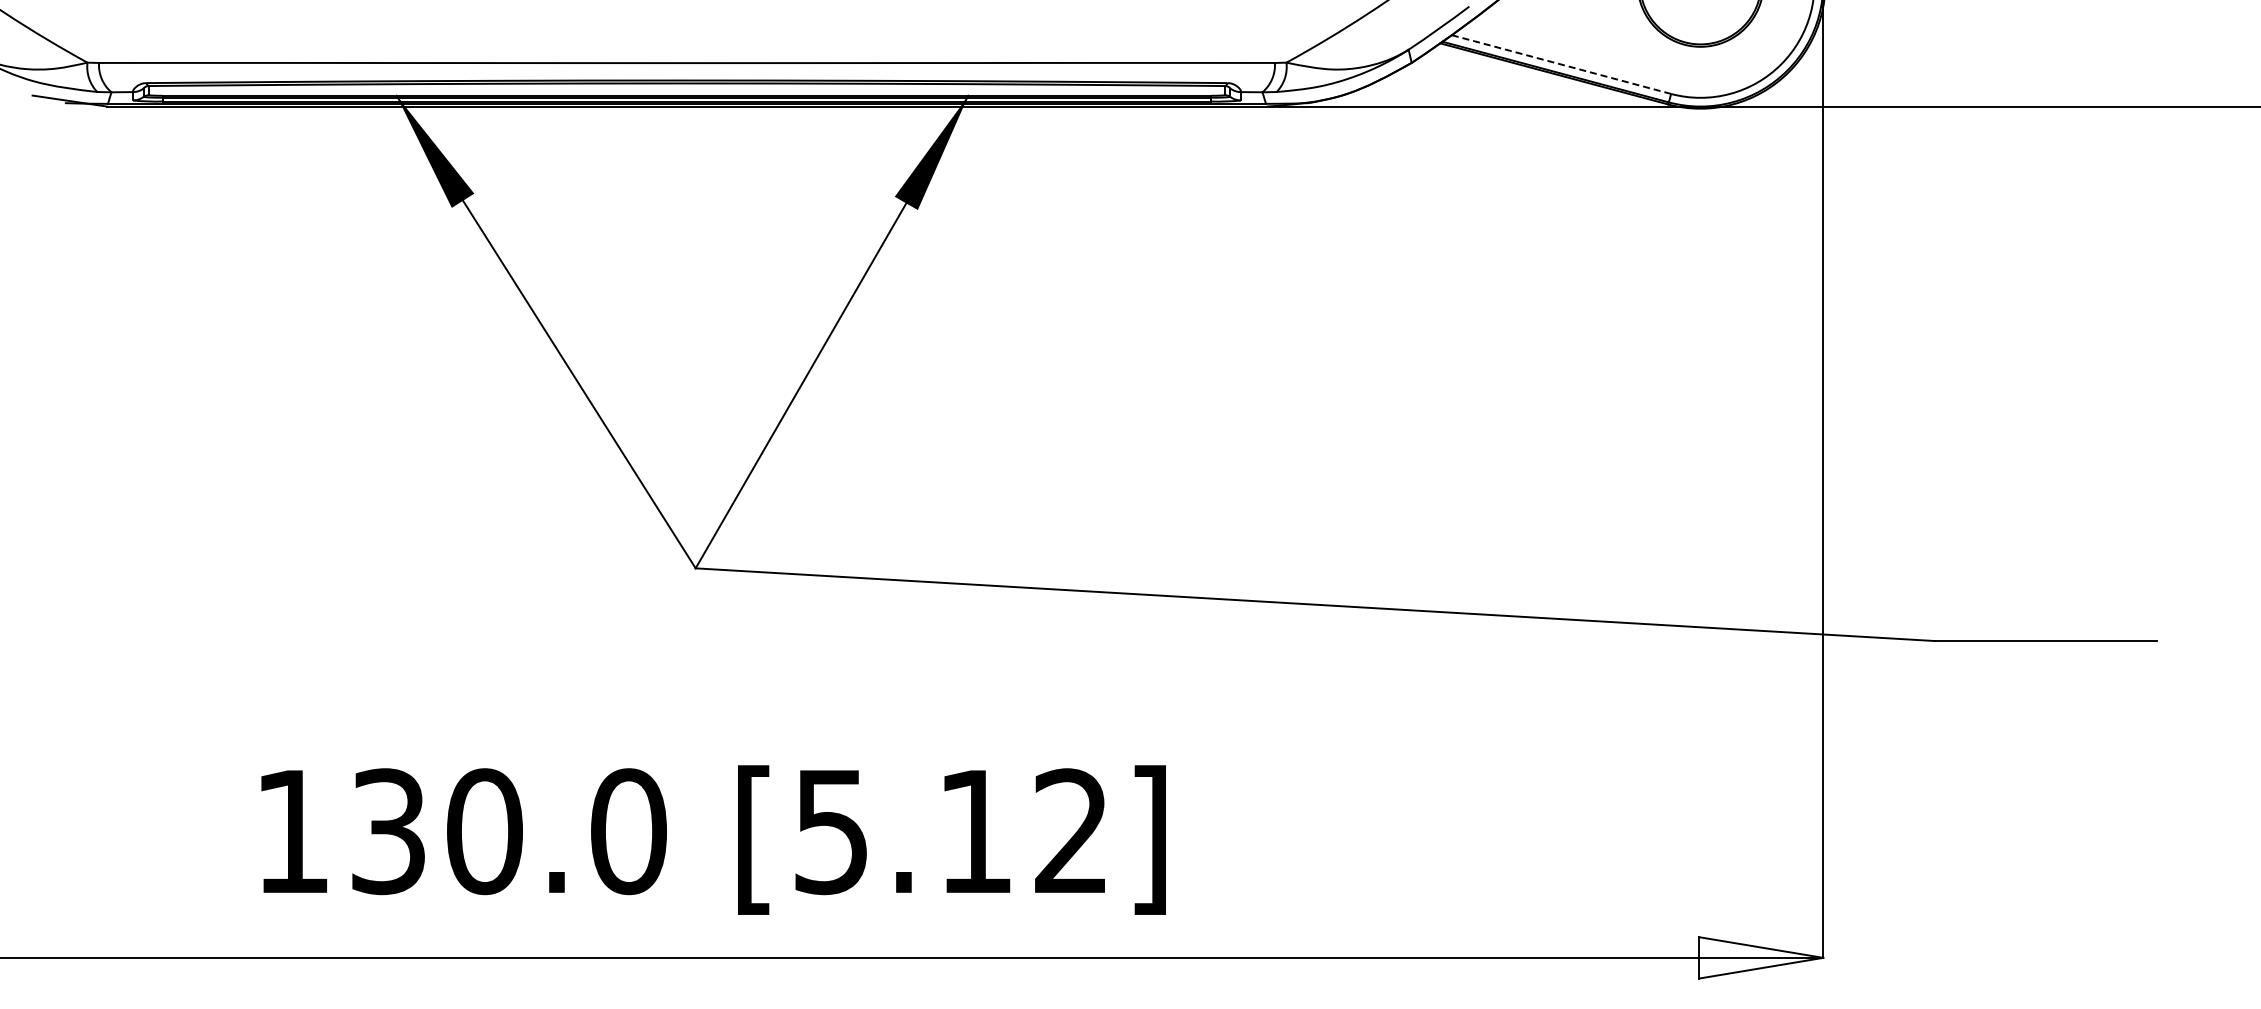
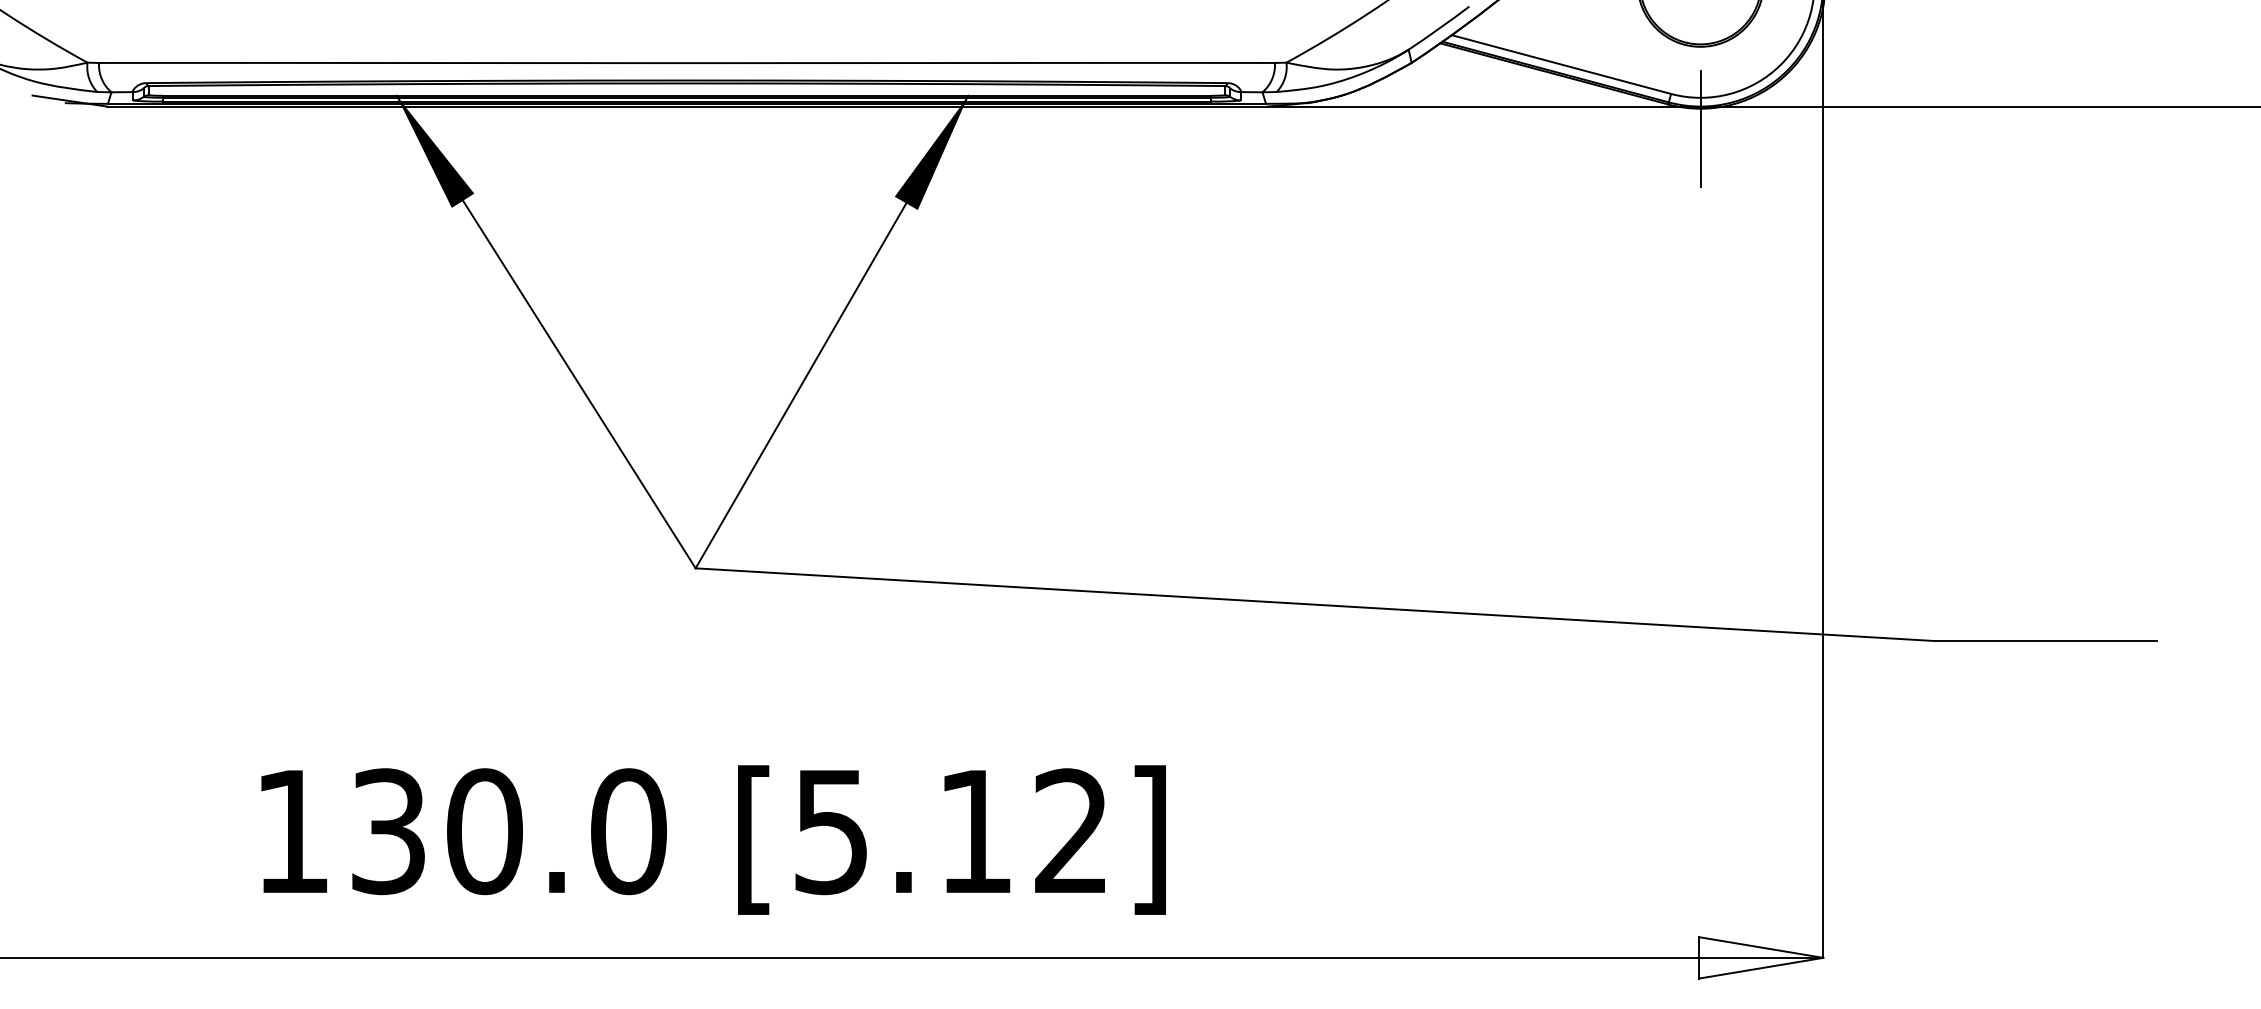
line: dashed -> solid (1561, 64)
line: none -> present (1700, 128)
